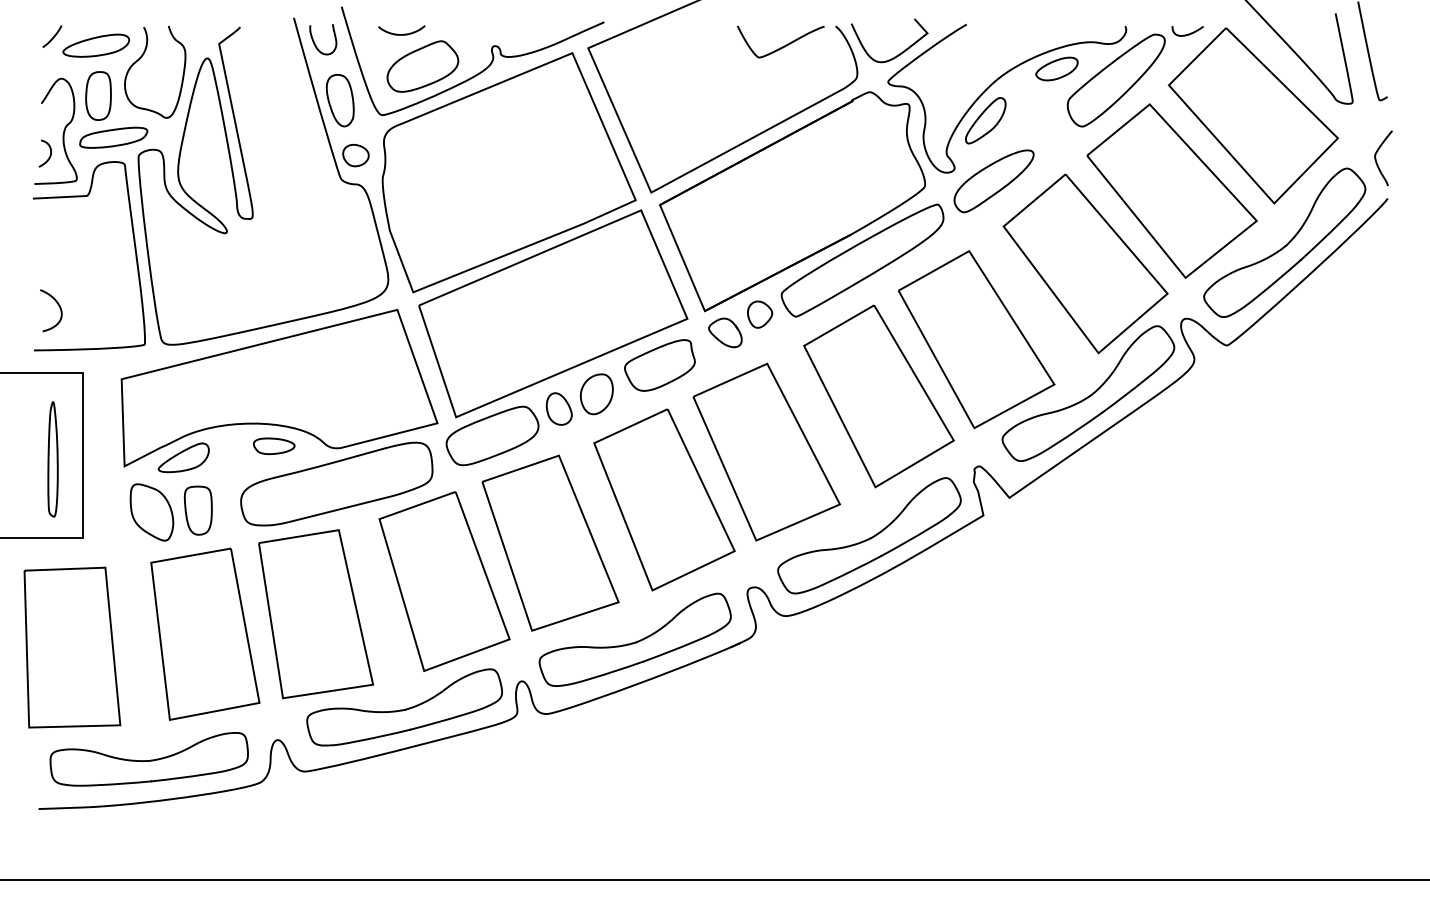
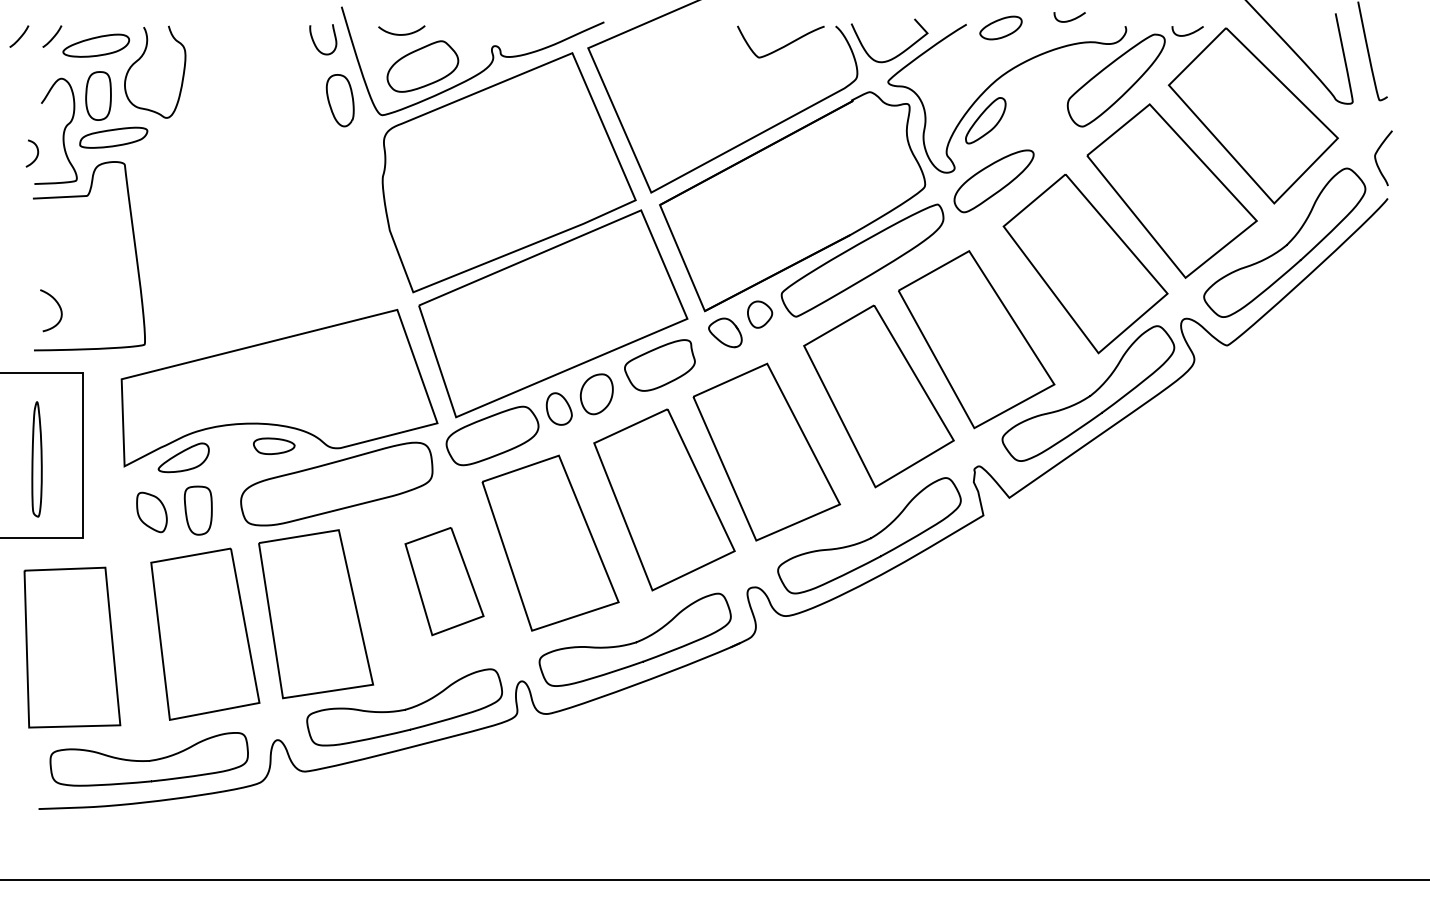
curve: none -> present (1070, 19)
curve: none -> present (20, 36)
part position: (1056, 68) -> (1000, 27) (1000, 27)
curve position: (49, 155) -> (36, 155) (36, 155)
part: present -> none (249, 185)
part position: (52, 459) -> (36, 459) (36, 459)
part size: 46x59 px -> 32x43 px (151, 512)
part size: 133x181 px -> 81x110 px (444, 581)
